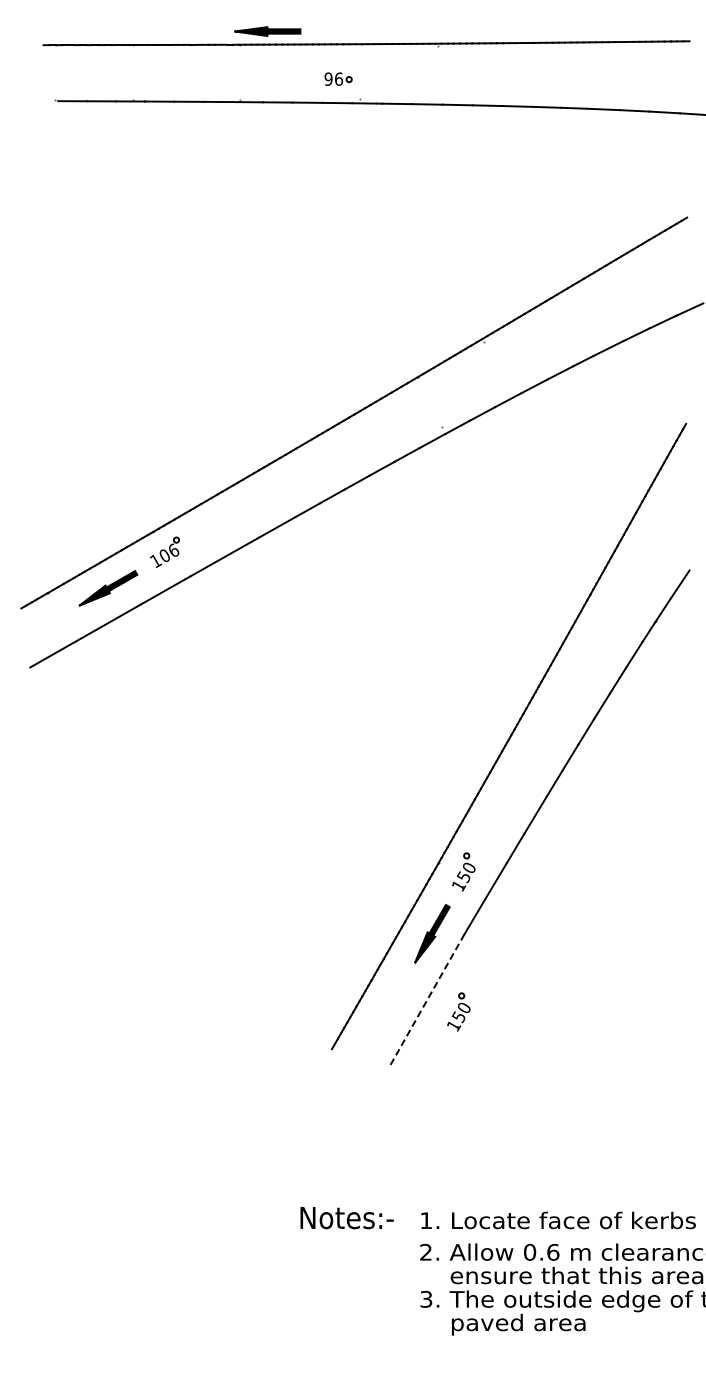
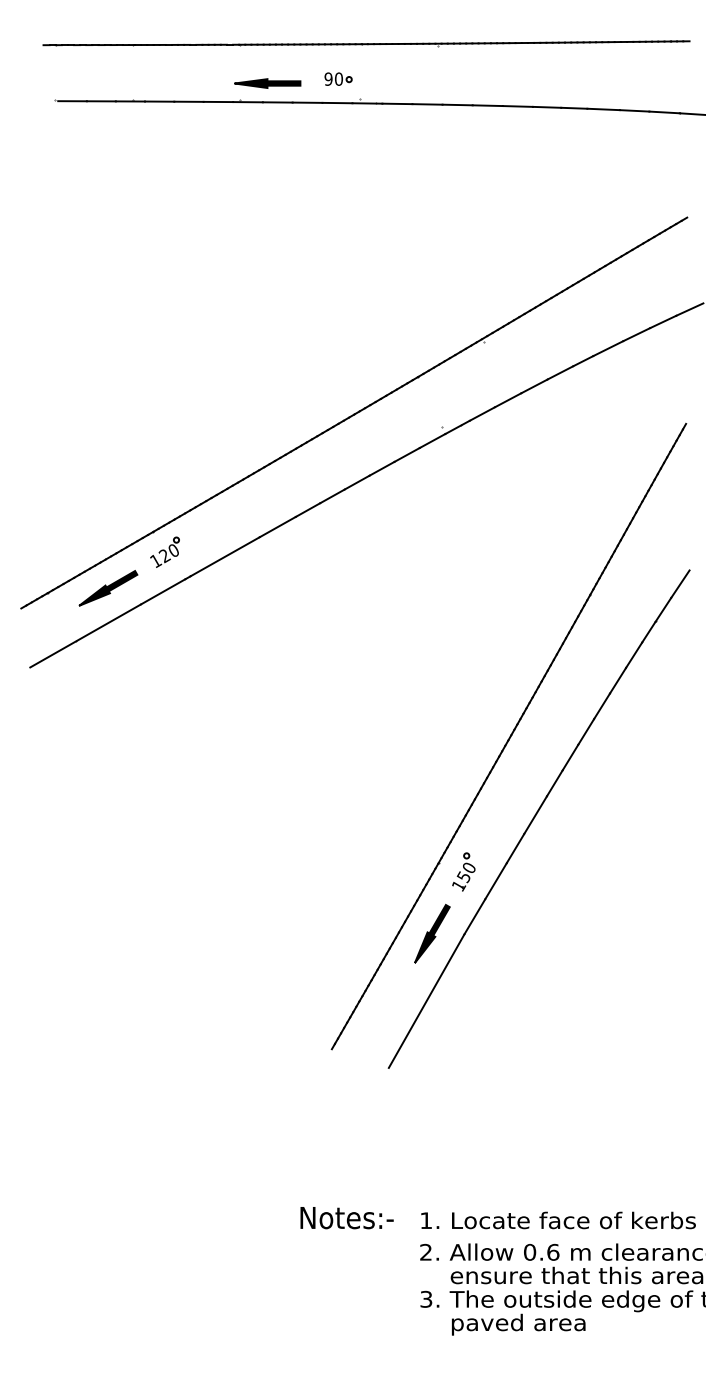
part position: (267, 31) -> (267, 83) (267, 83)
text: 96 -> 90 (339, 78)
text: 106 -> 120 (168, 553)
line: dashed -> solid (426, 1001)
part: present -> none (458, 1011)
